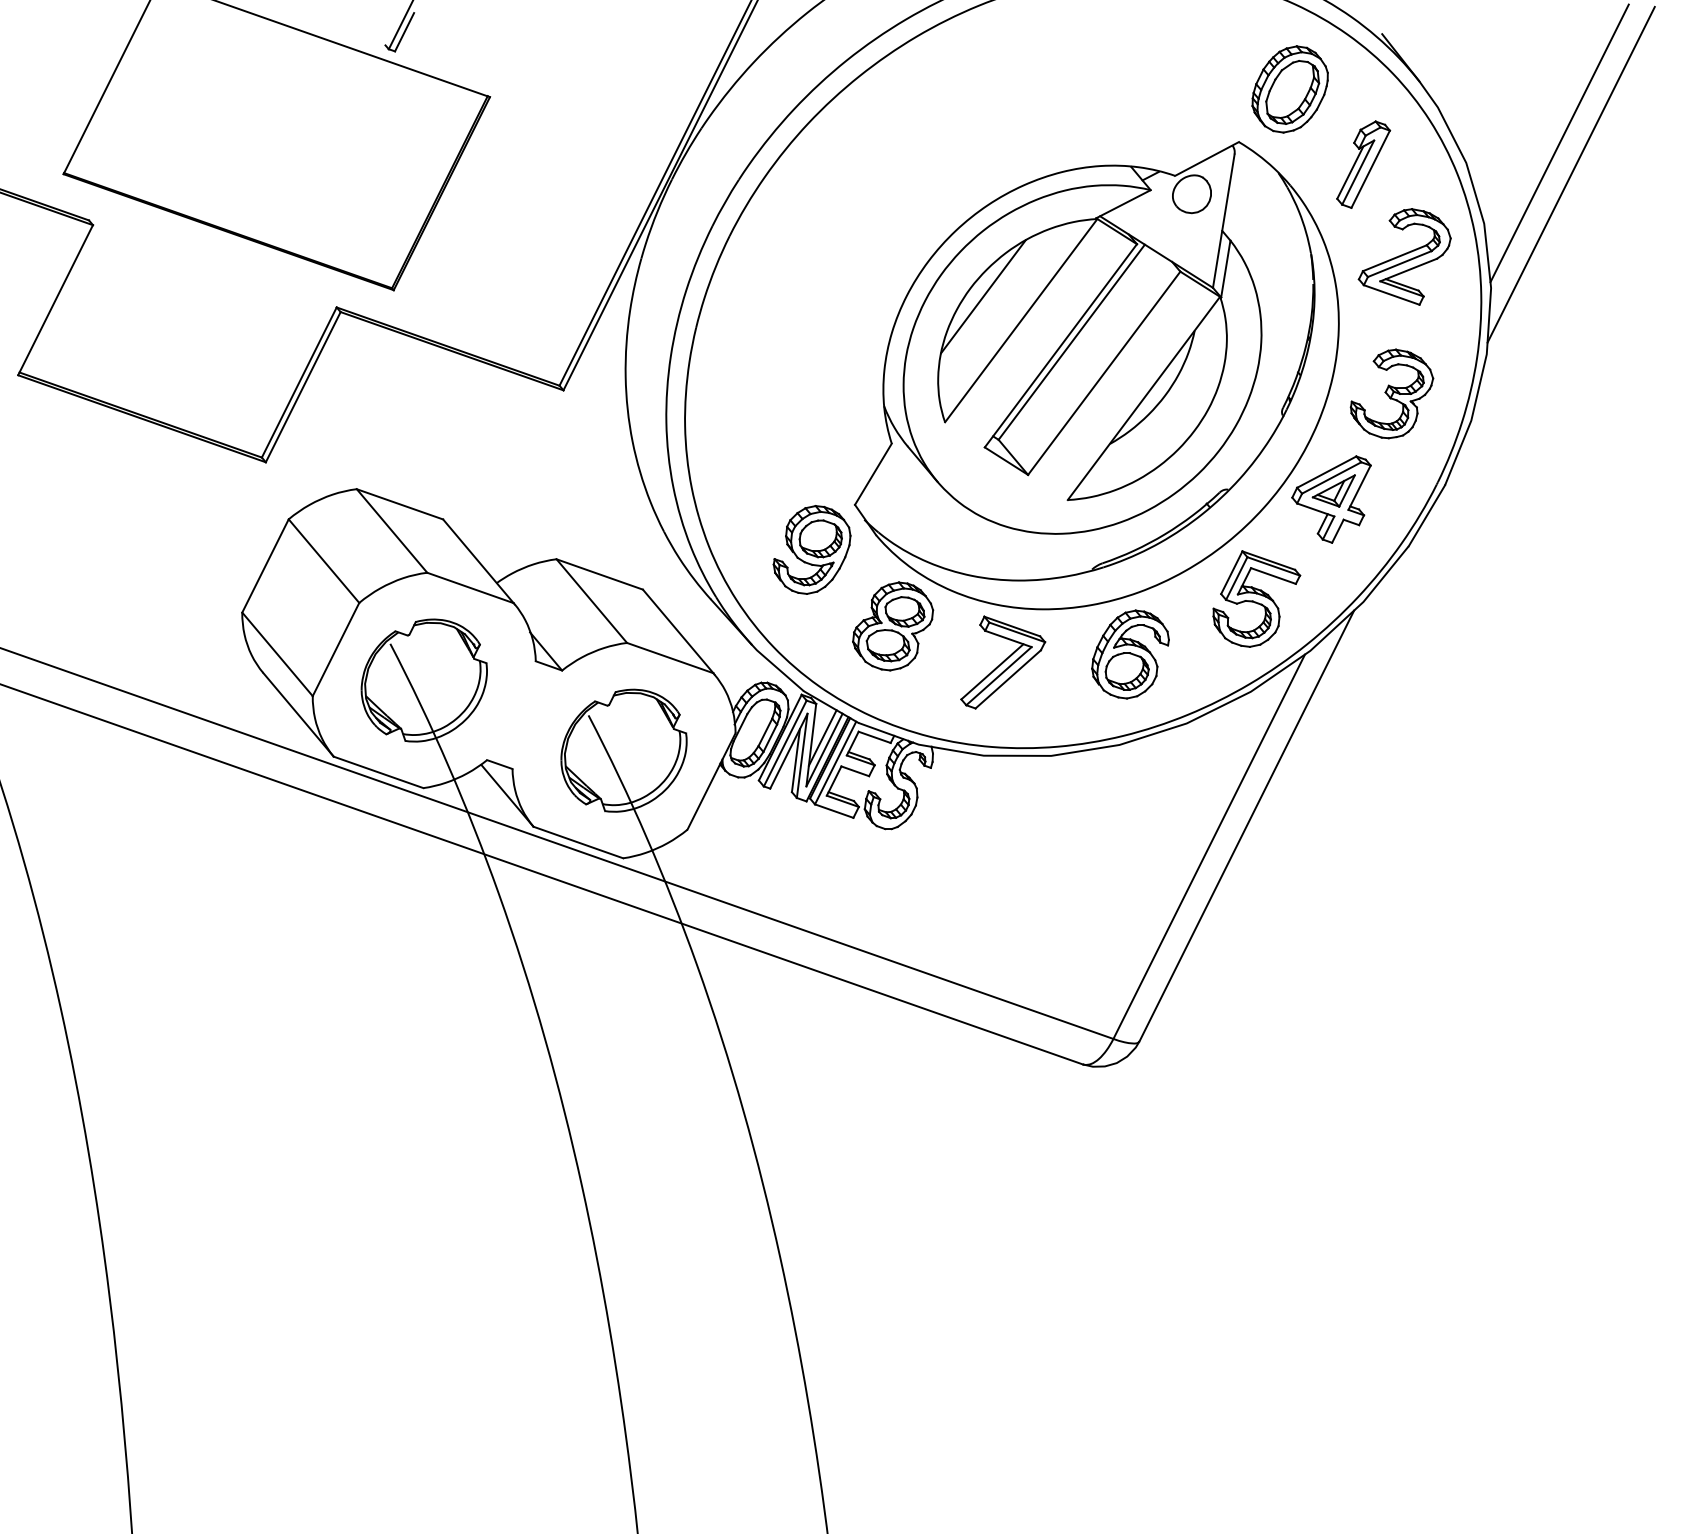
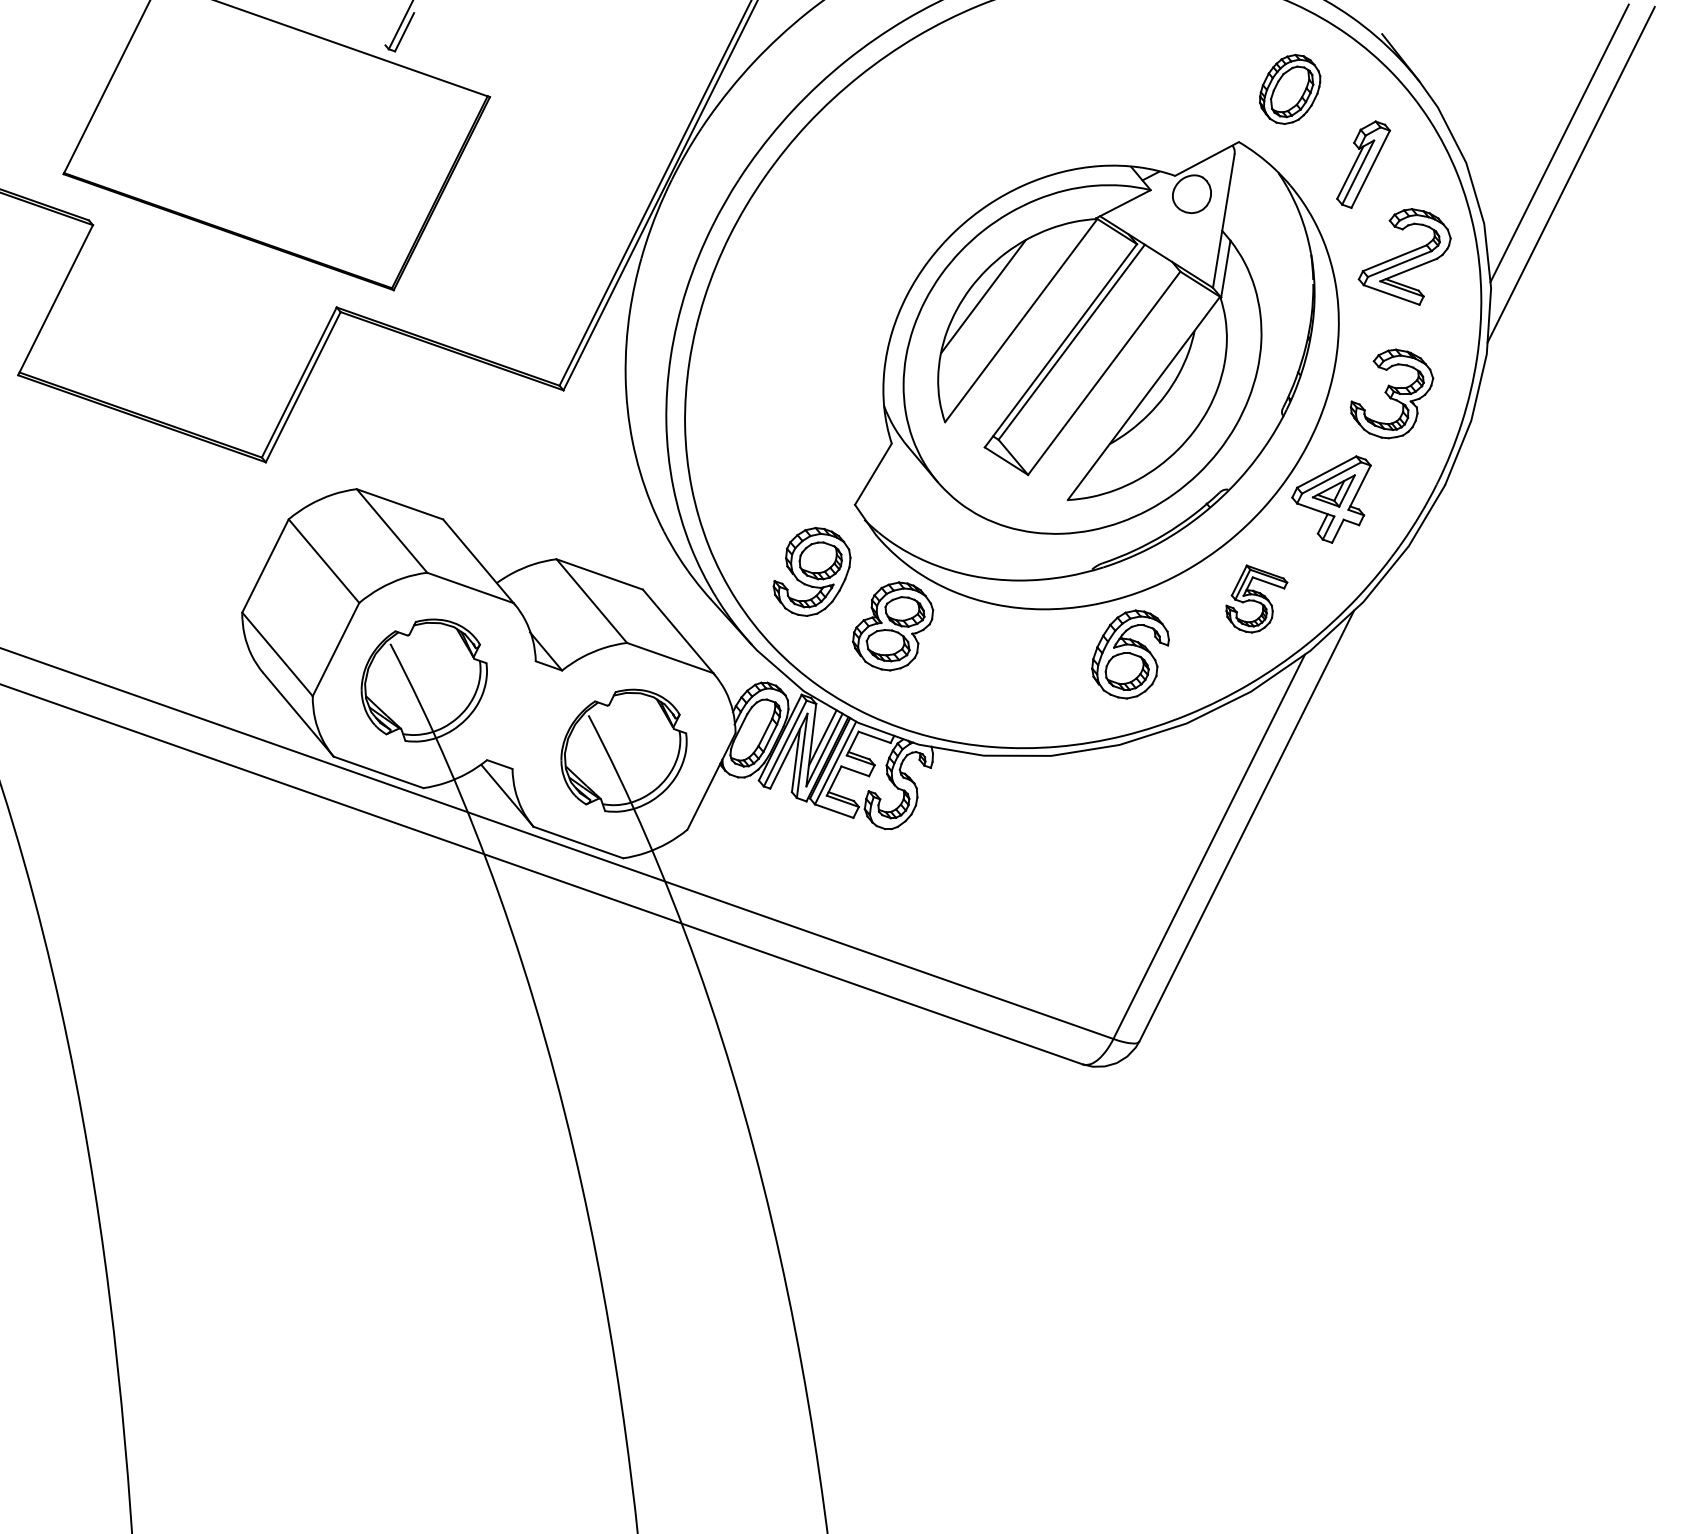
part size: 78x89 px -> 63x72 px (1290, 88)
part position: (811, 549) -> (811, 571) (811, 571)
part size: 90x98 px -> 64x70 px (1256, 598)
part: present -> none (1003, 662)
